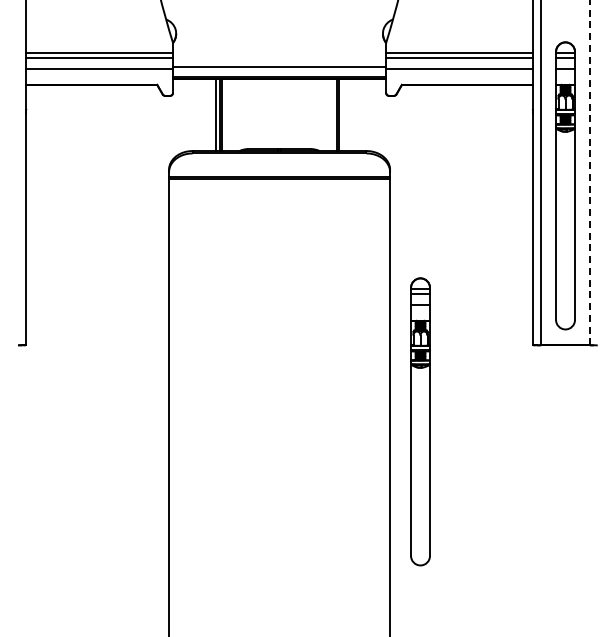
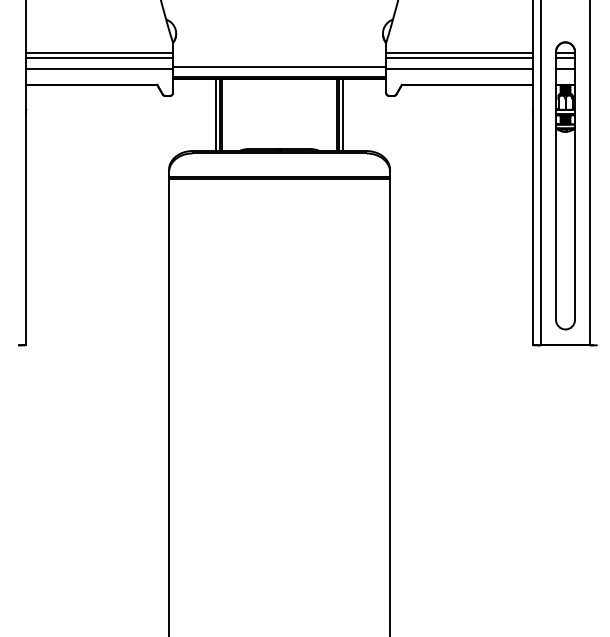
line: none -> present (342, 114)
line: dashed -> solid (589, 172)
part: present -> none (420, 421)
